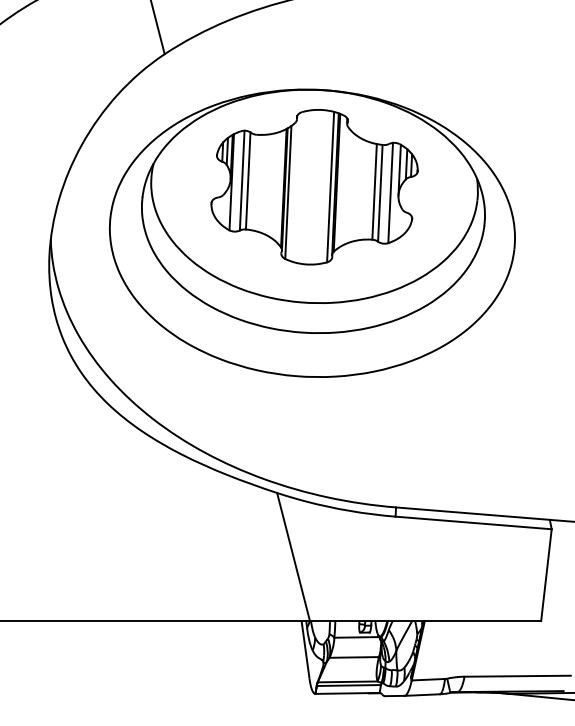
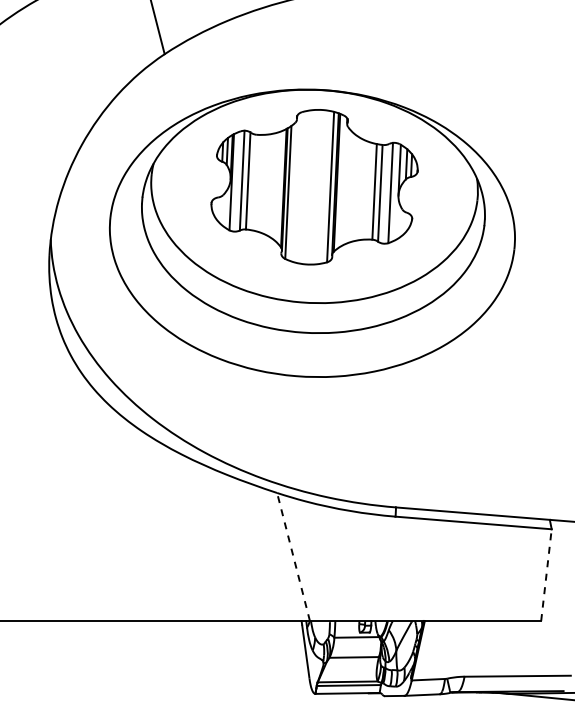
line: solid -> dashed (293, 556)
line: solid -> dashed (546, 574)
